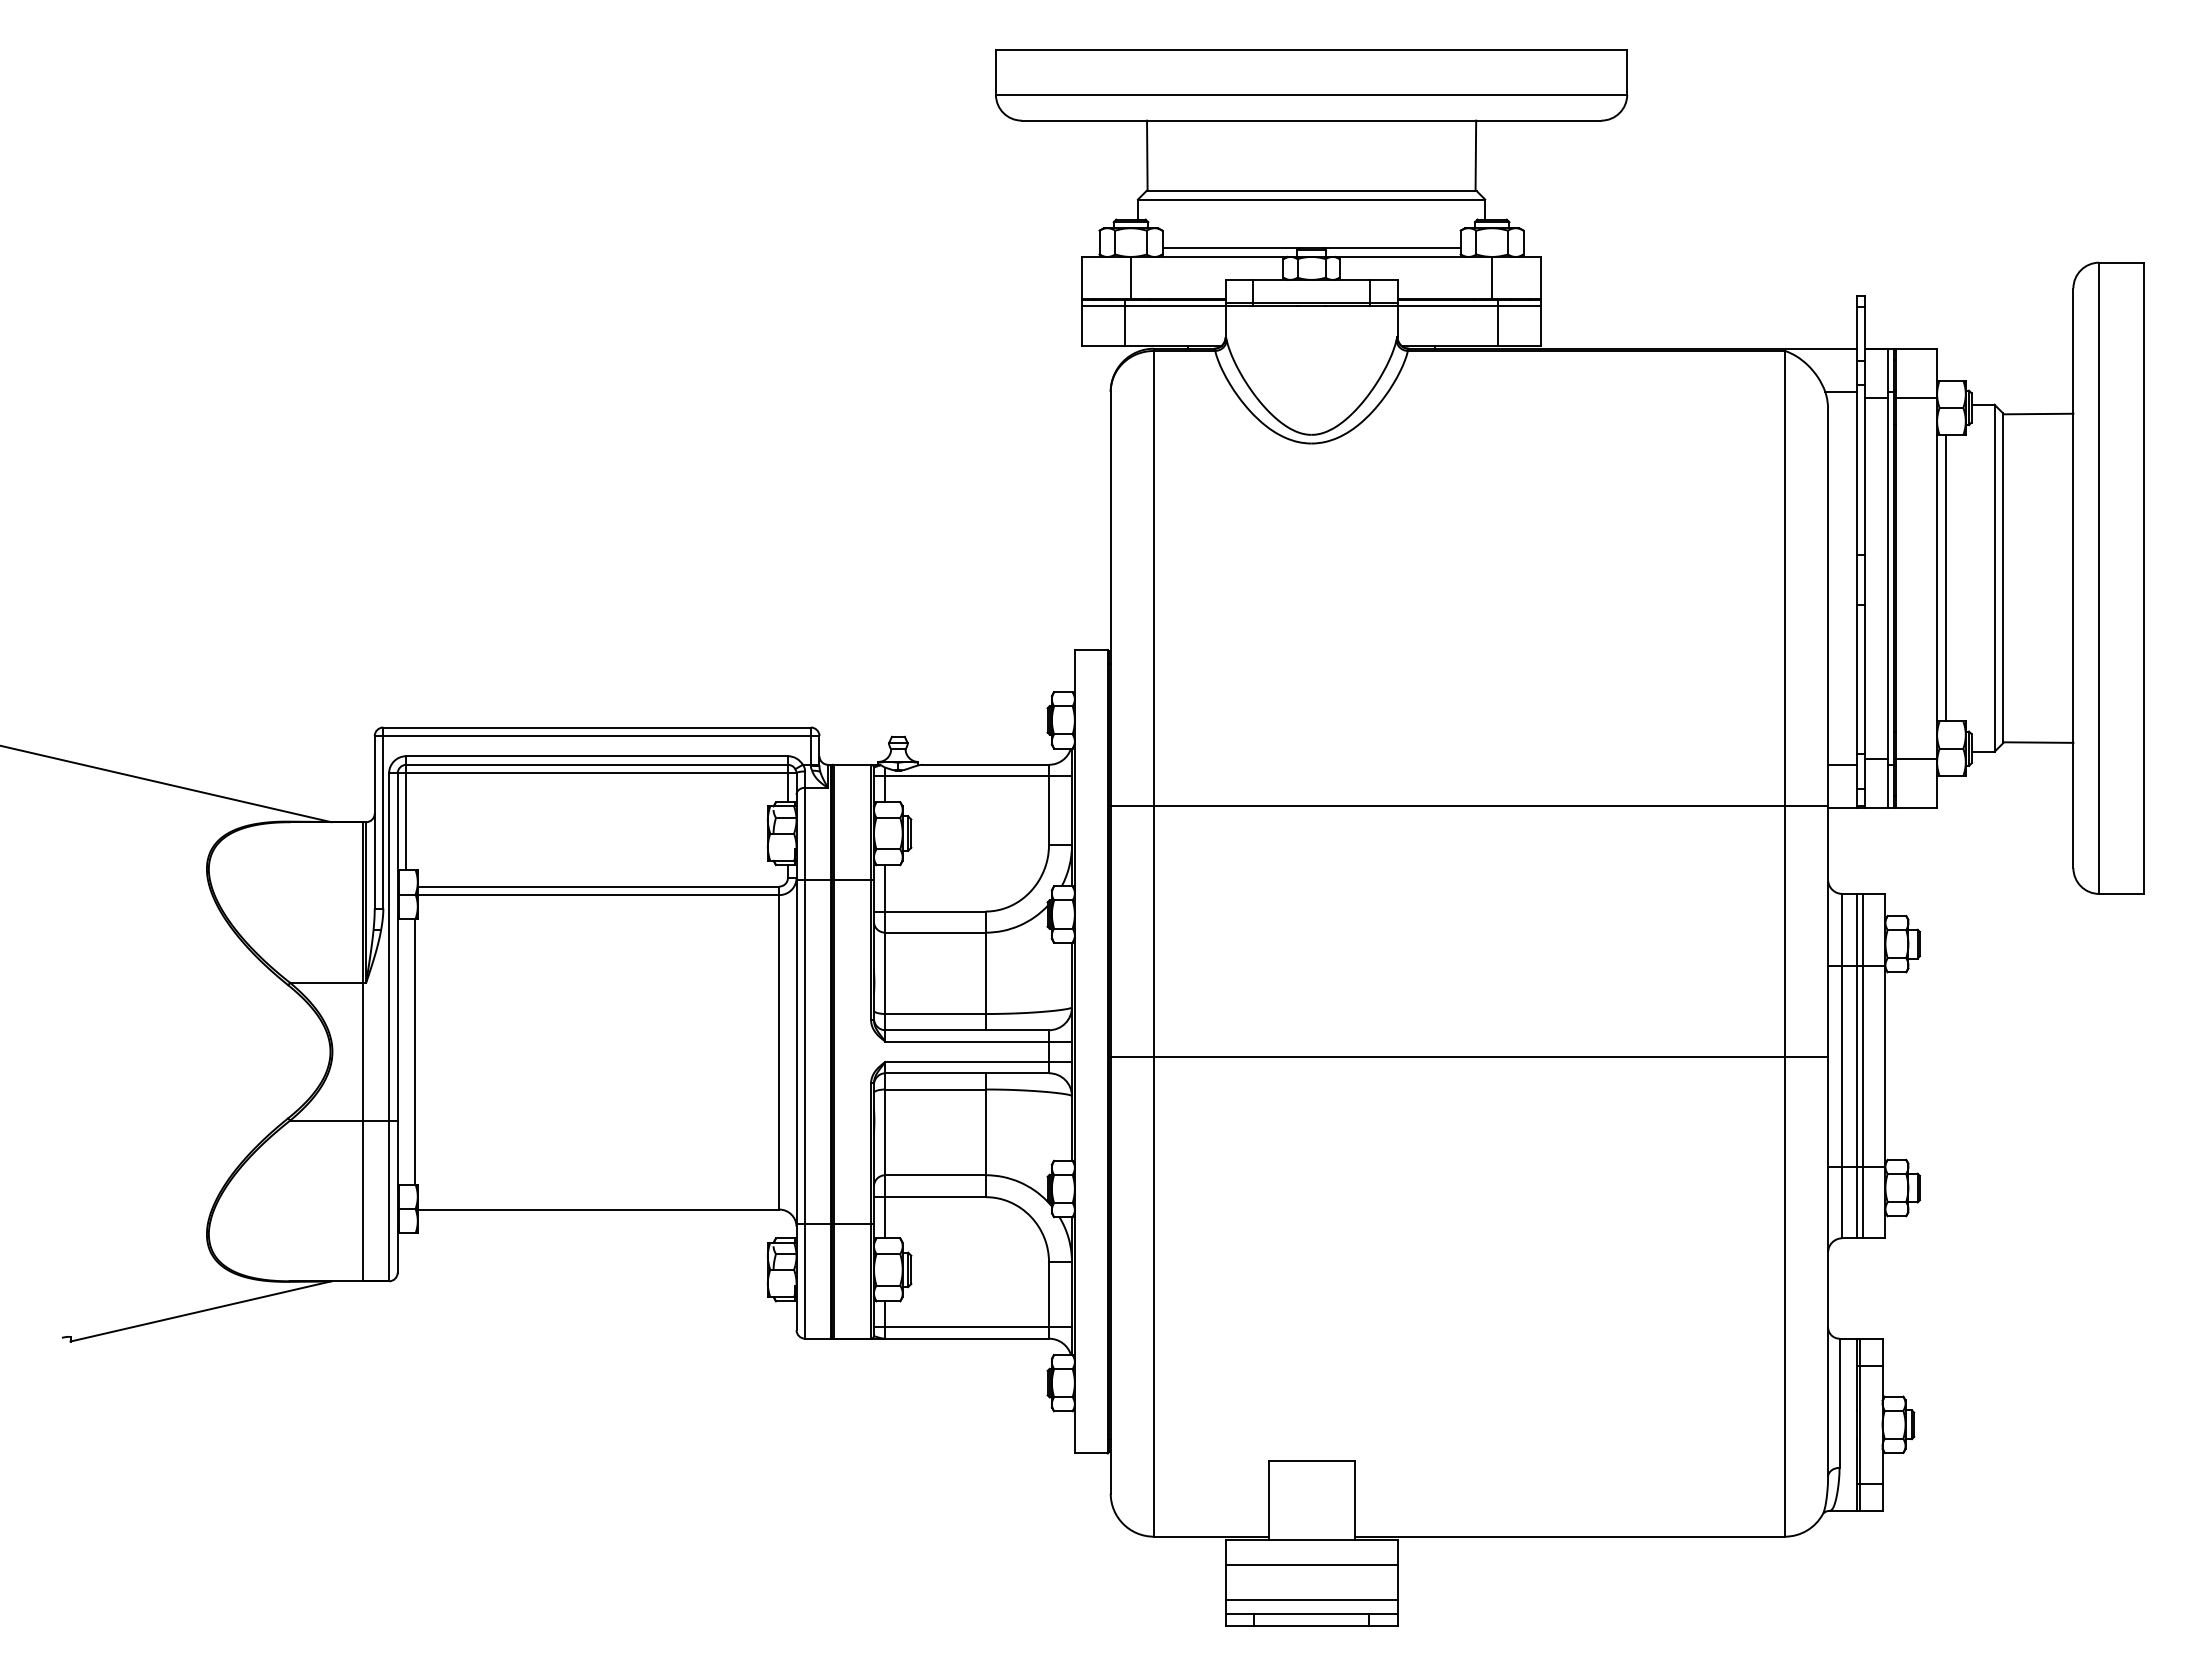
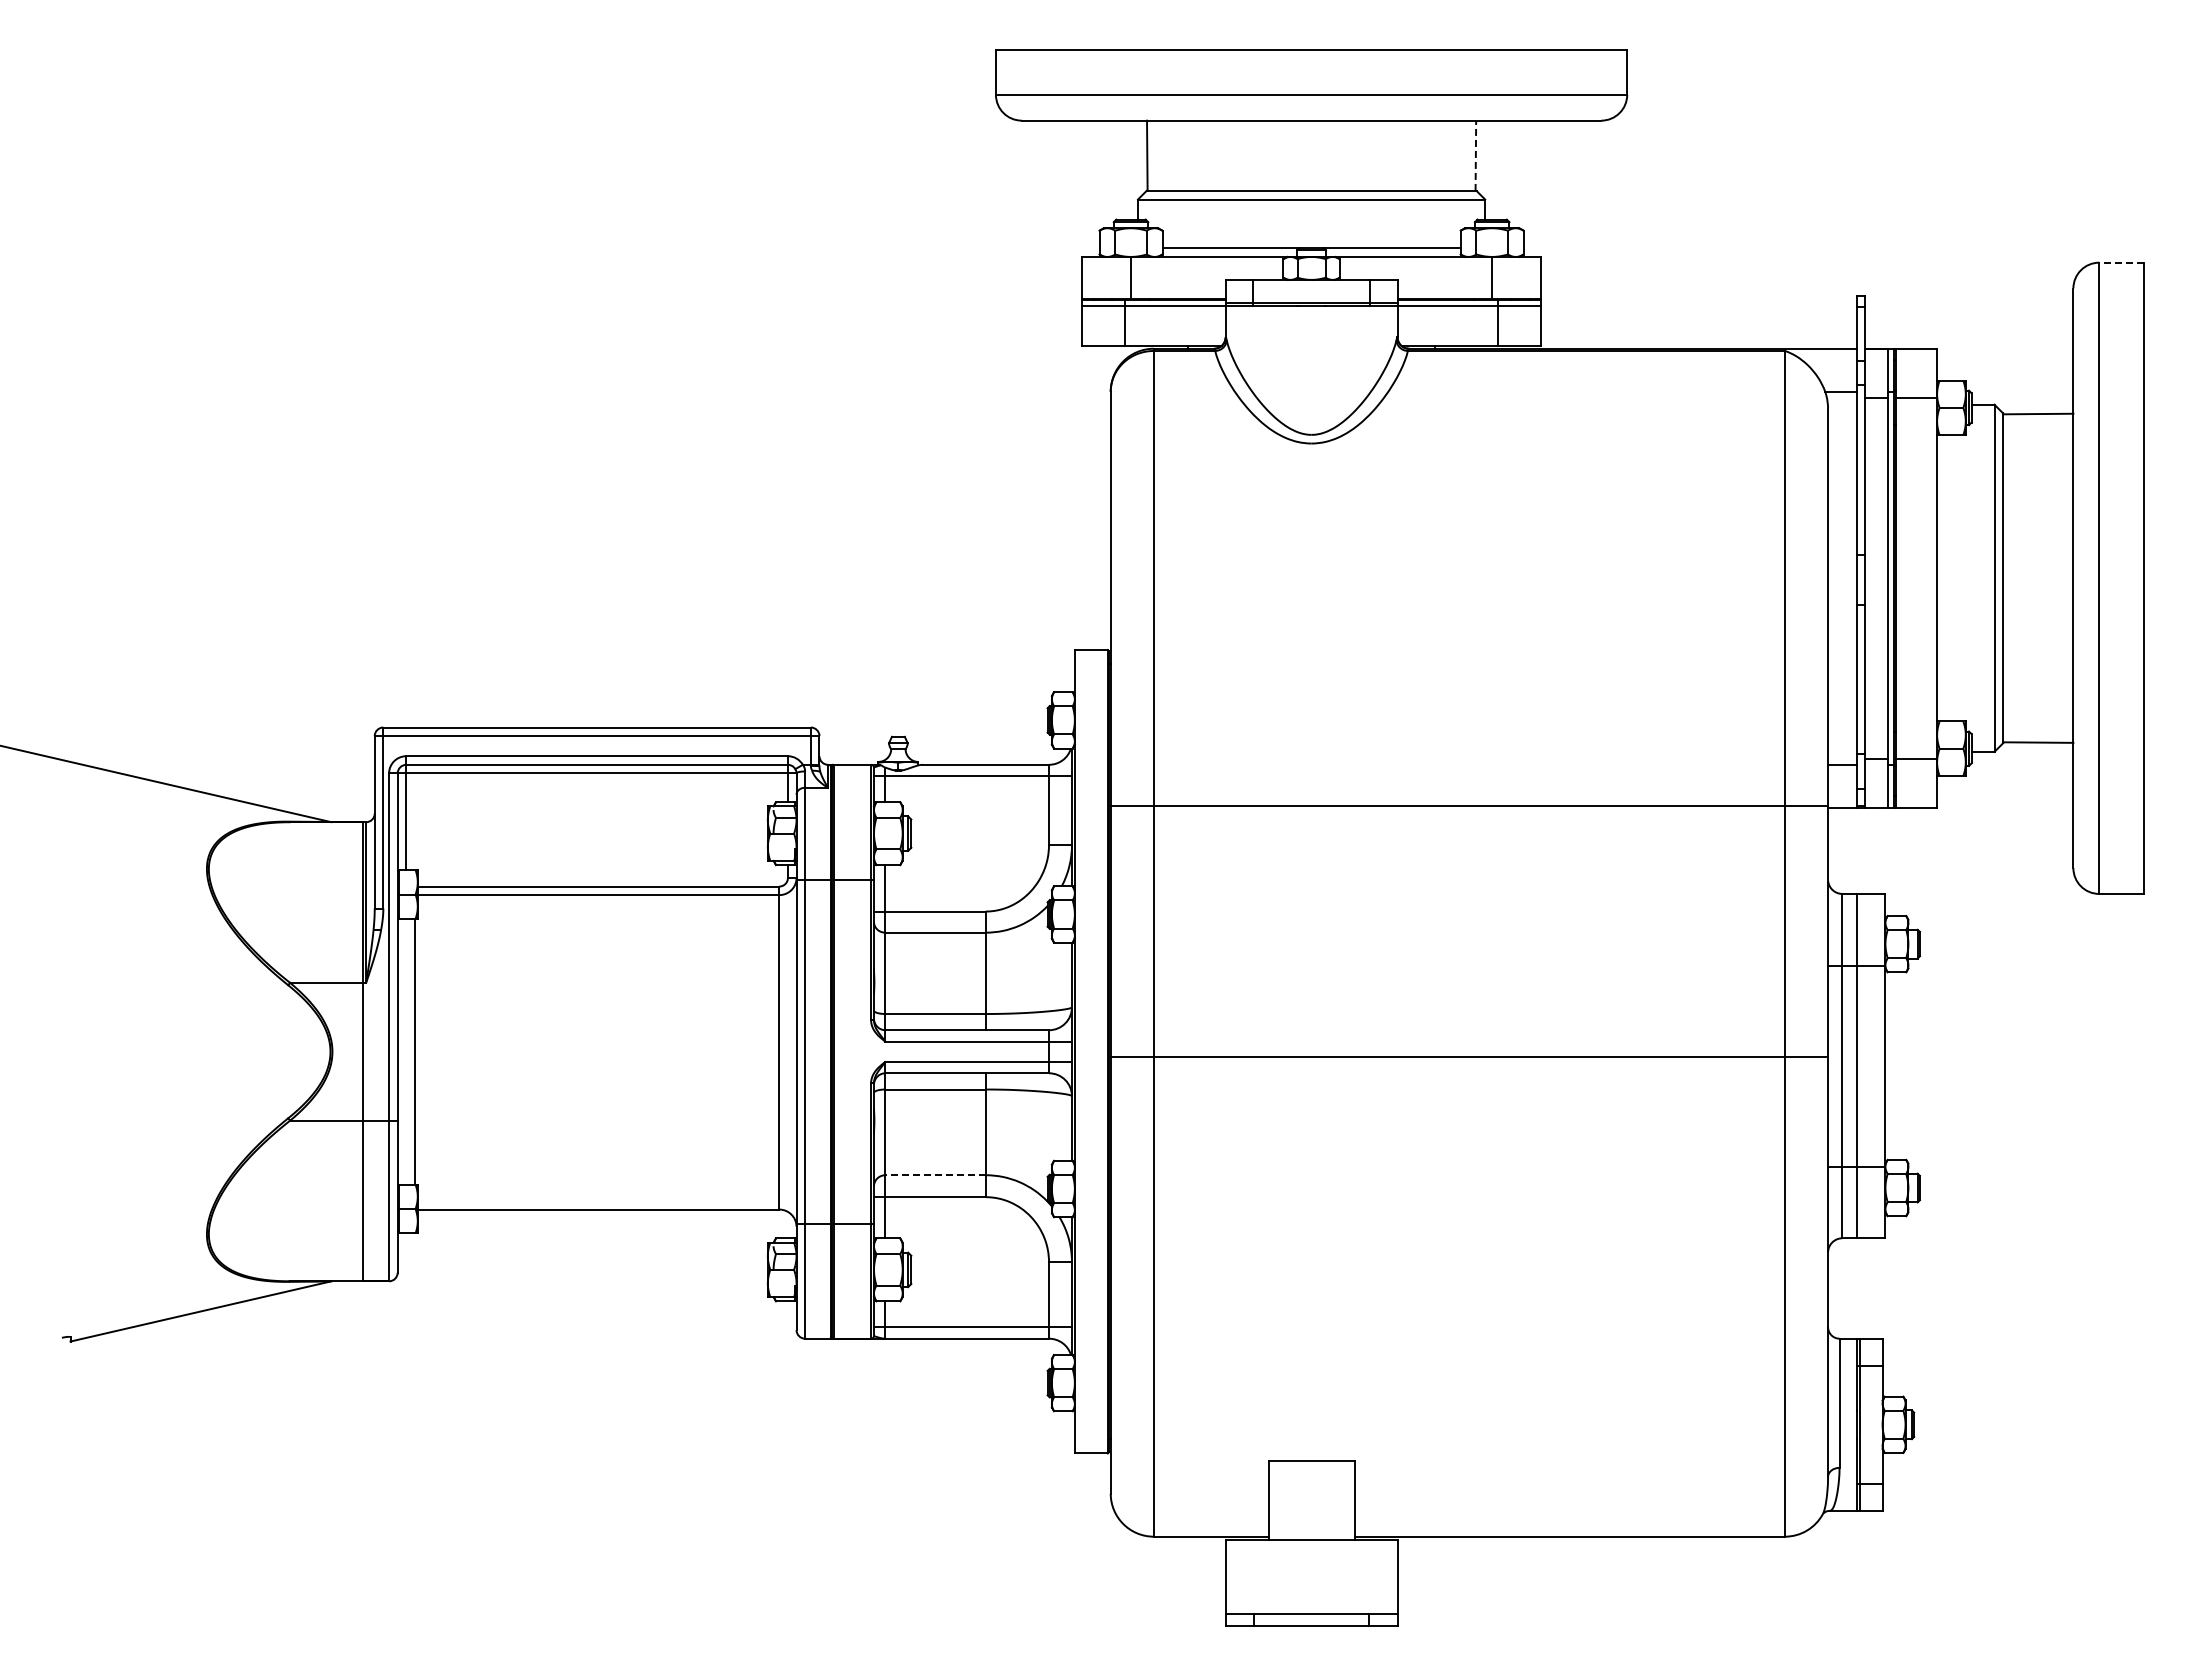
line: solid -> dashed (1475, 155)
line: solid -> dashed (2120, 262)
line: present -> none (1945, 578)
line: present -> none (1862, 1065)
line: solid -> dashed (935, 1175)
line: present -> none (1311, 1565)
line: present -> none (1311, 1599)
